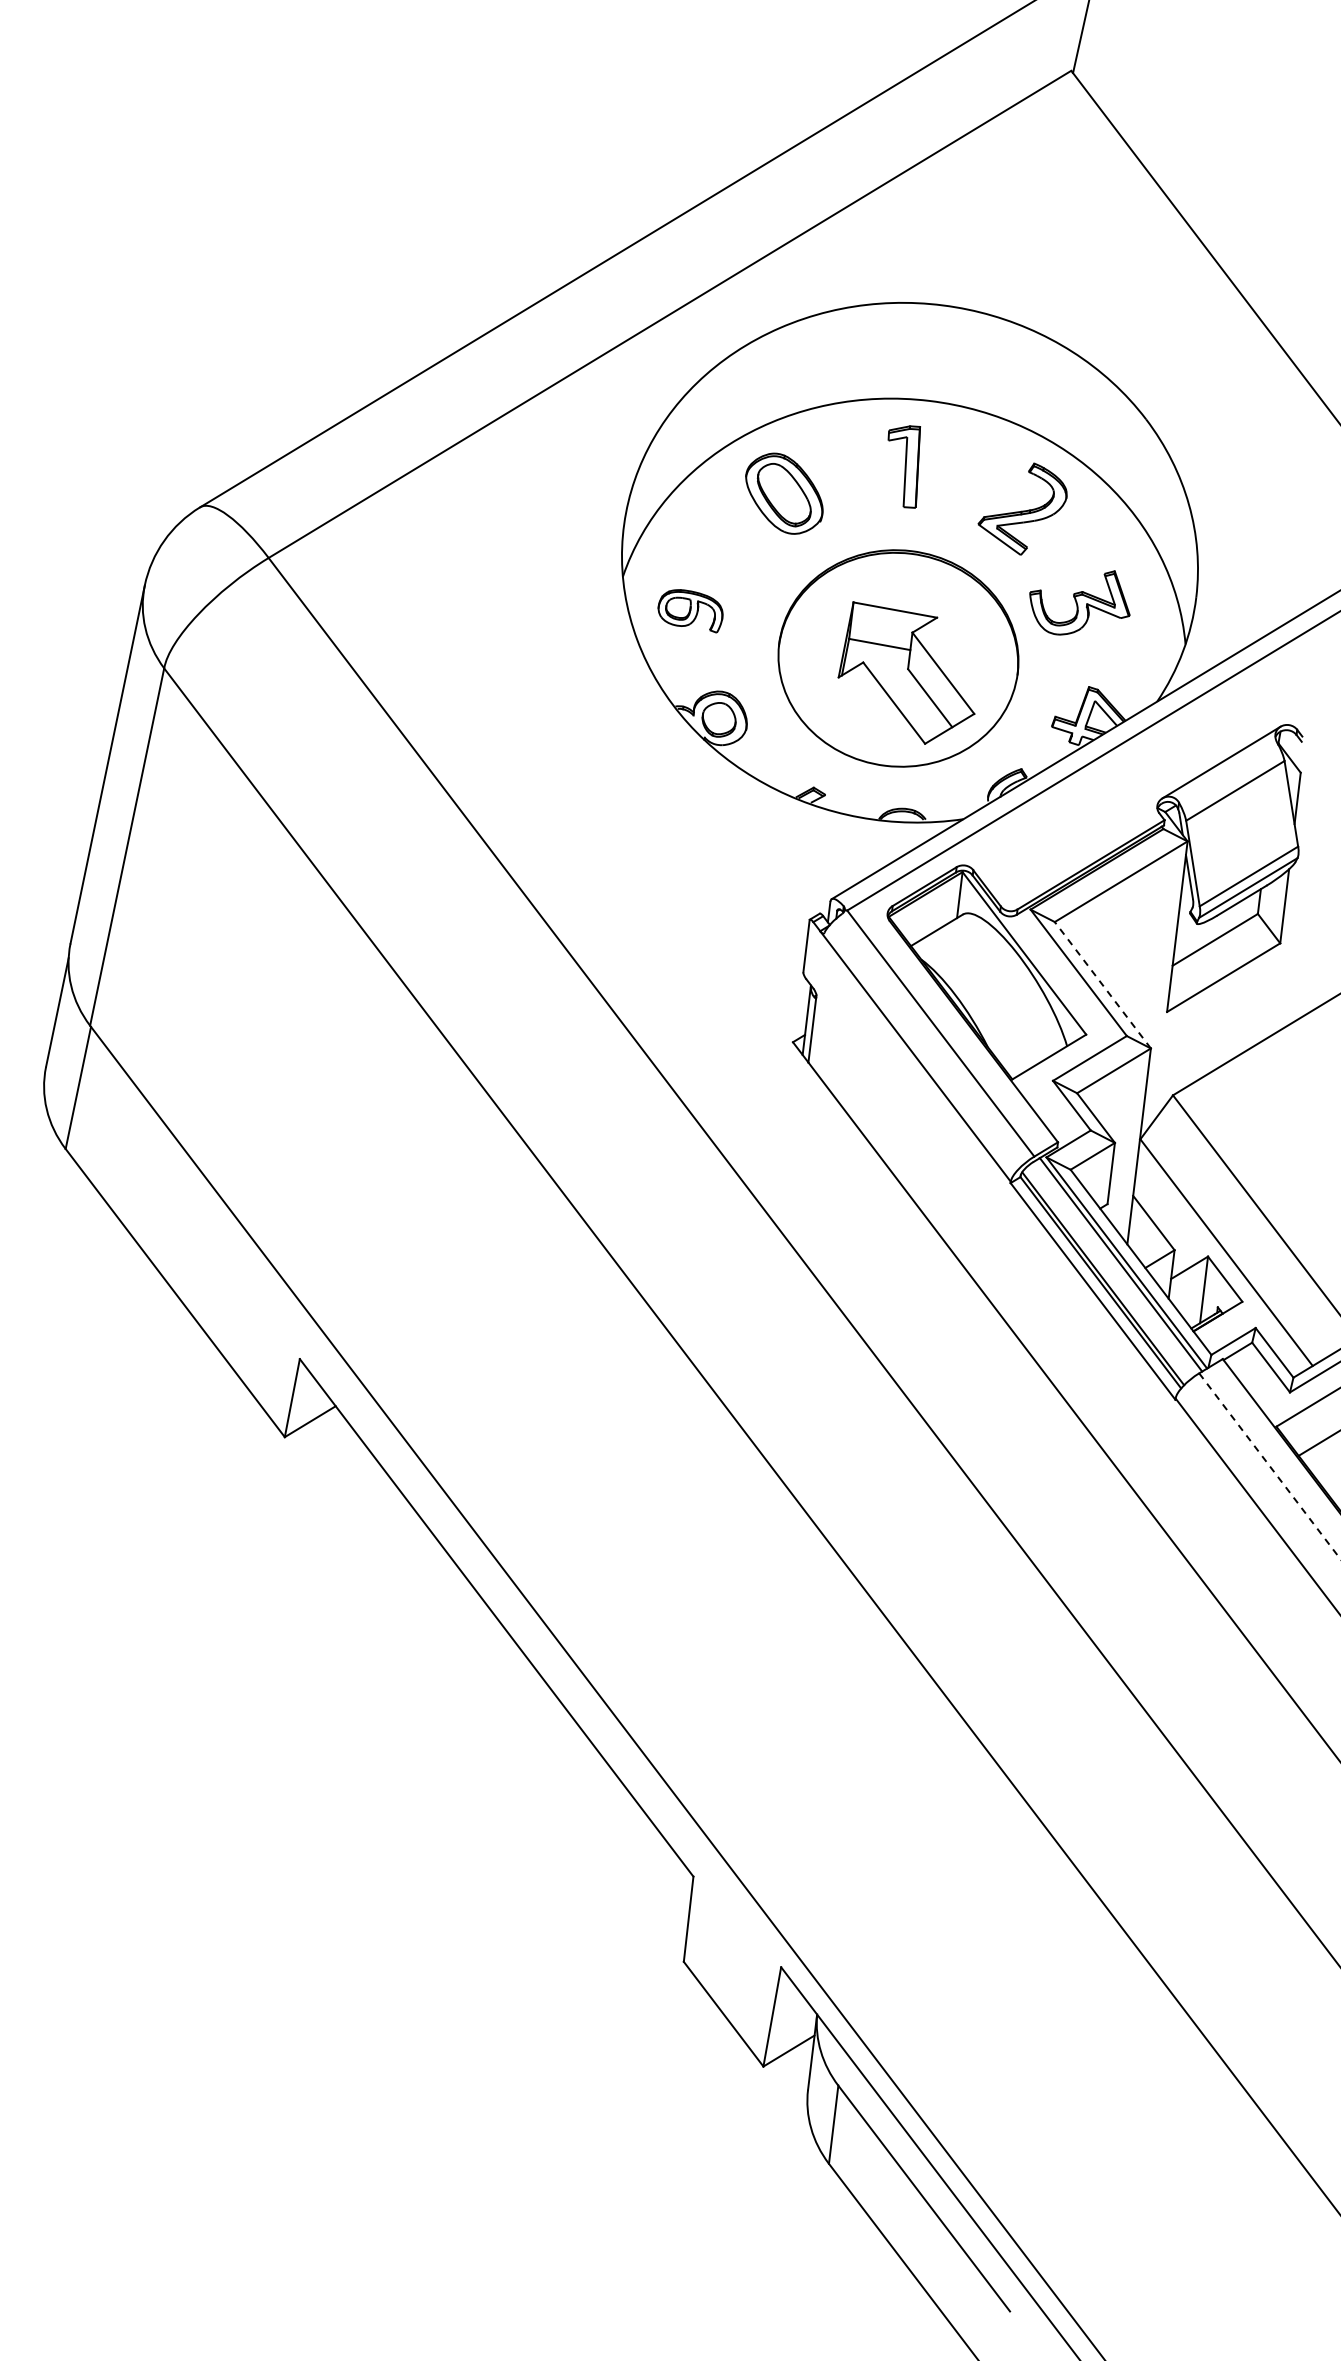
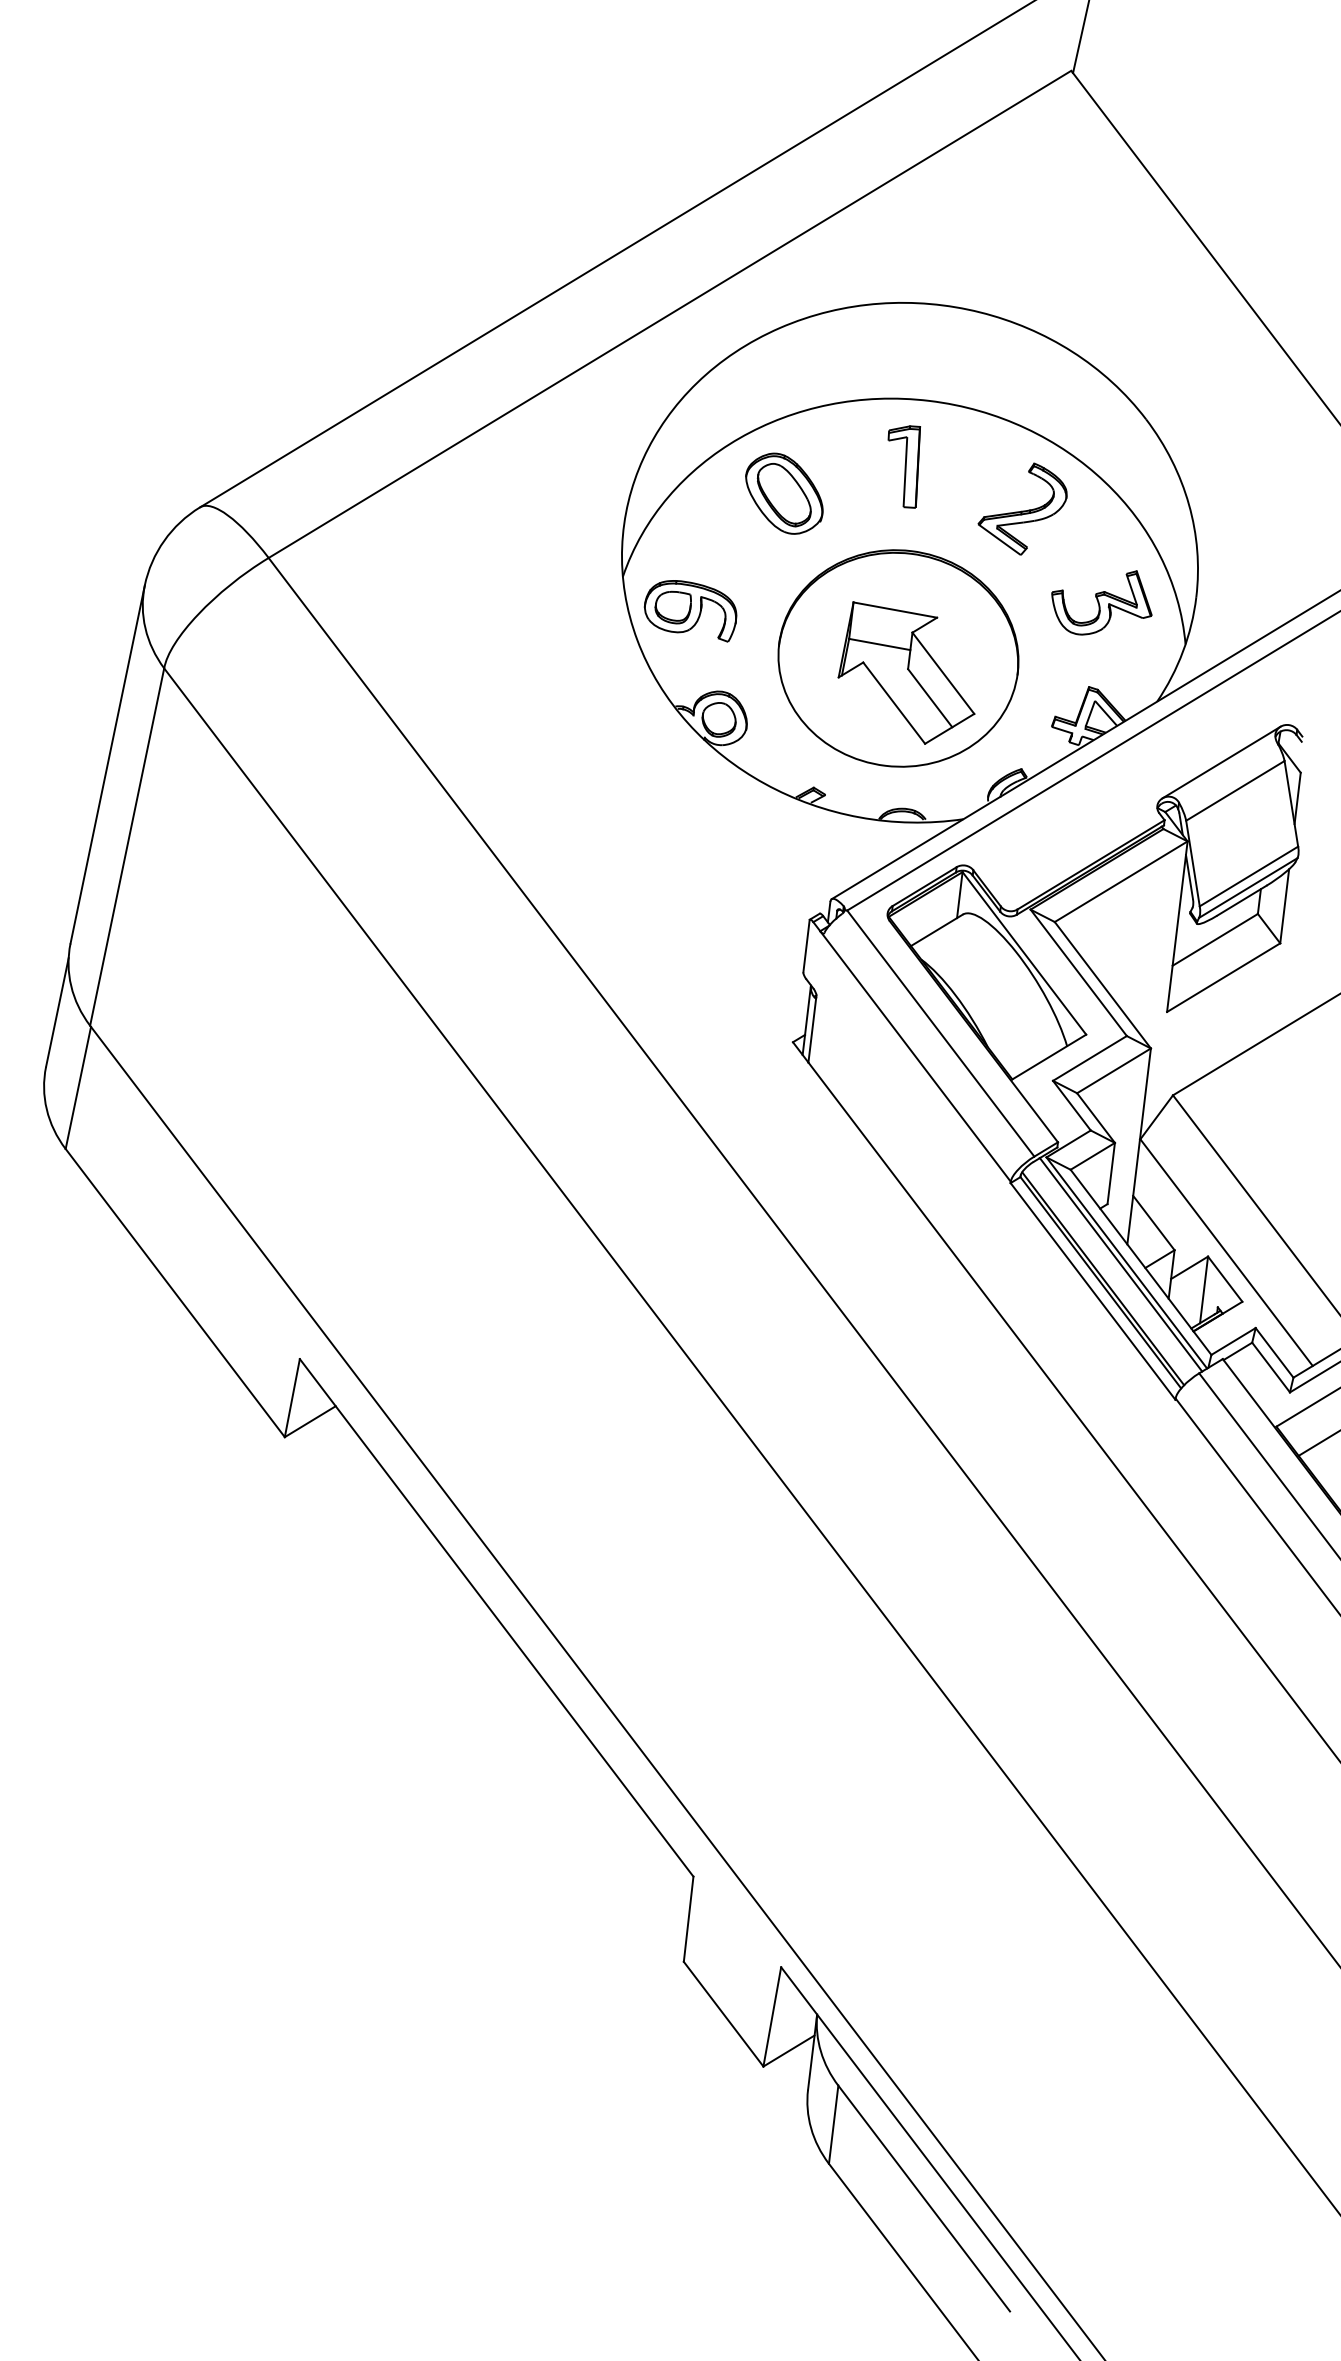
part position: (1079, 602) -> (1101, 602) (1101, 602)
part size: 67x45 px -> 95x63 px (690, 611)
line: dashed -> solid (1102, 984)
line: dashed -> solid (1269, 1466)
